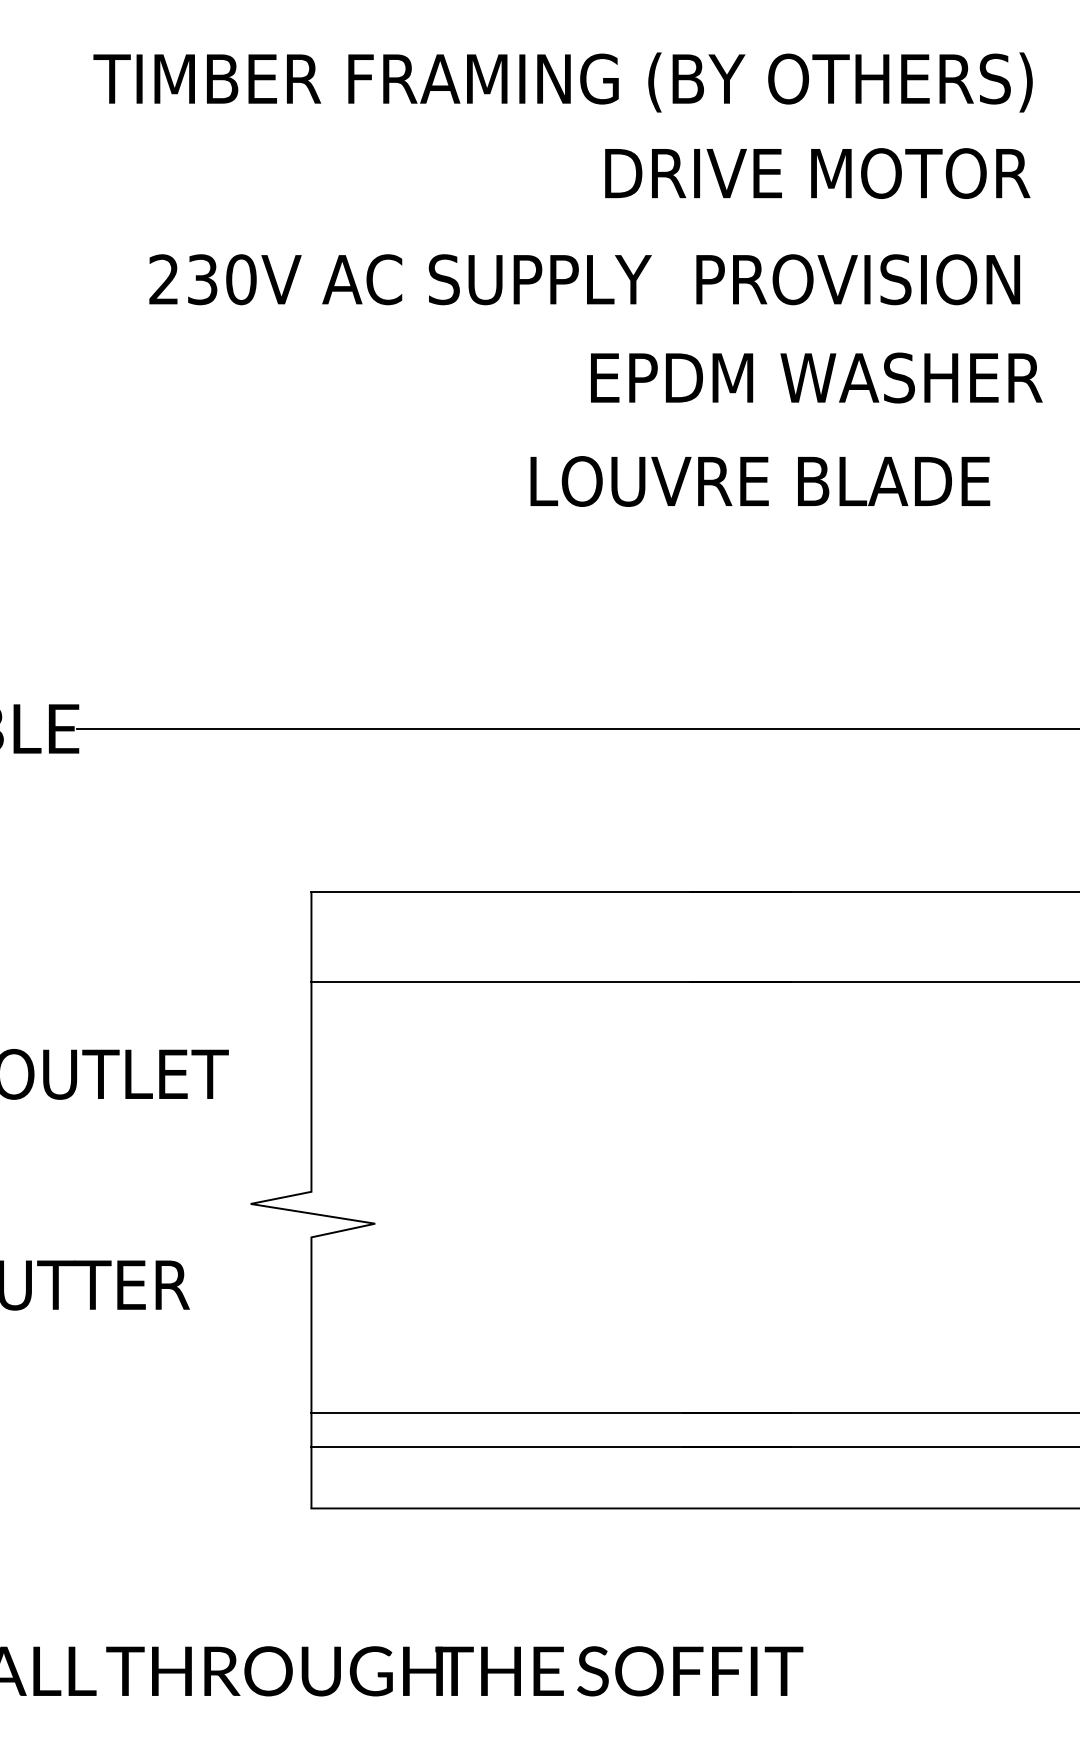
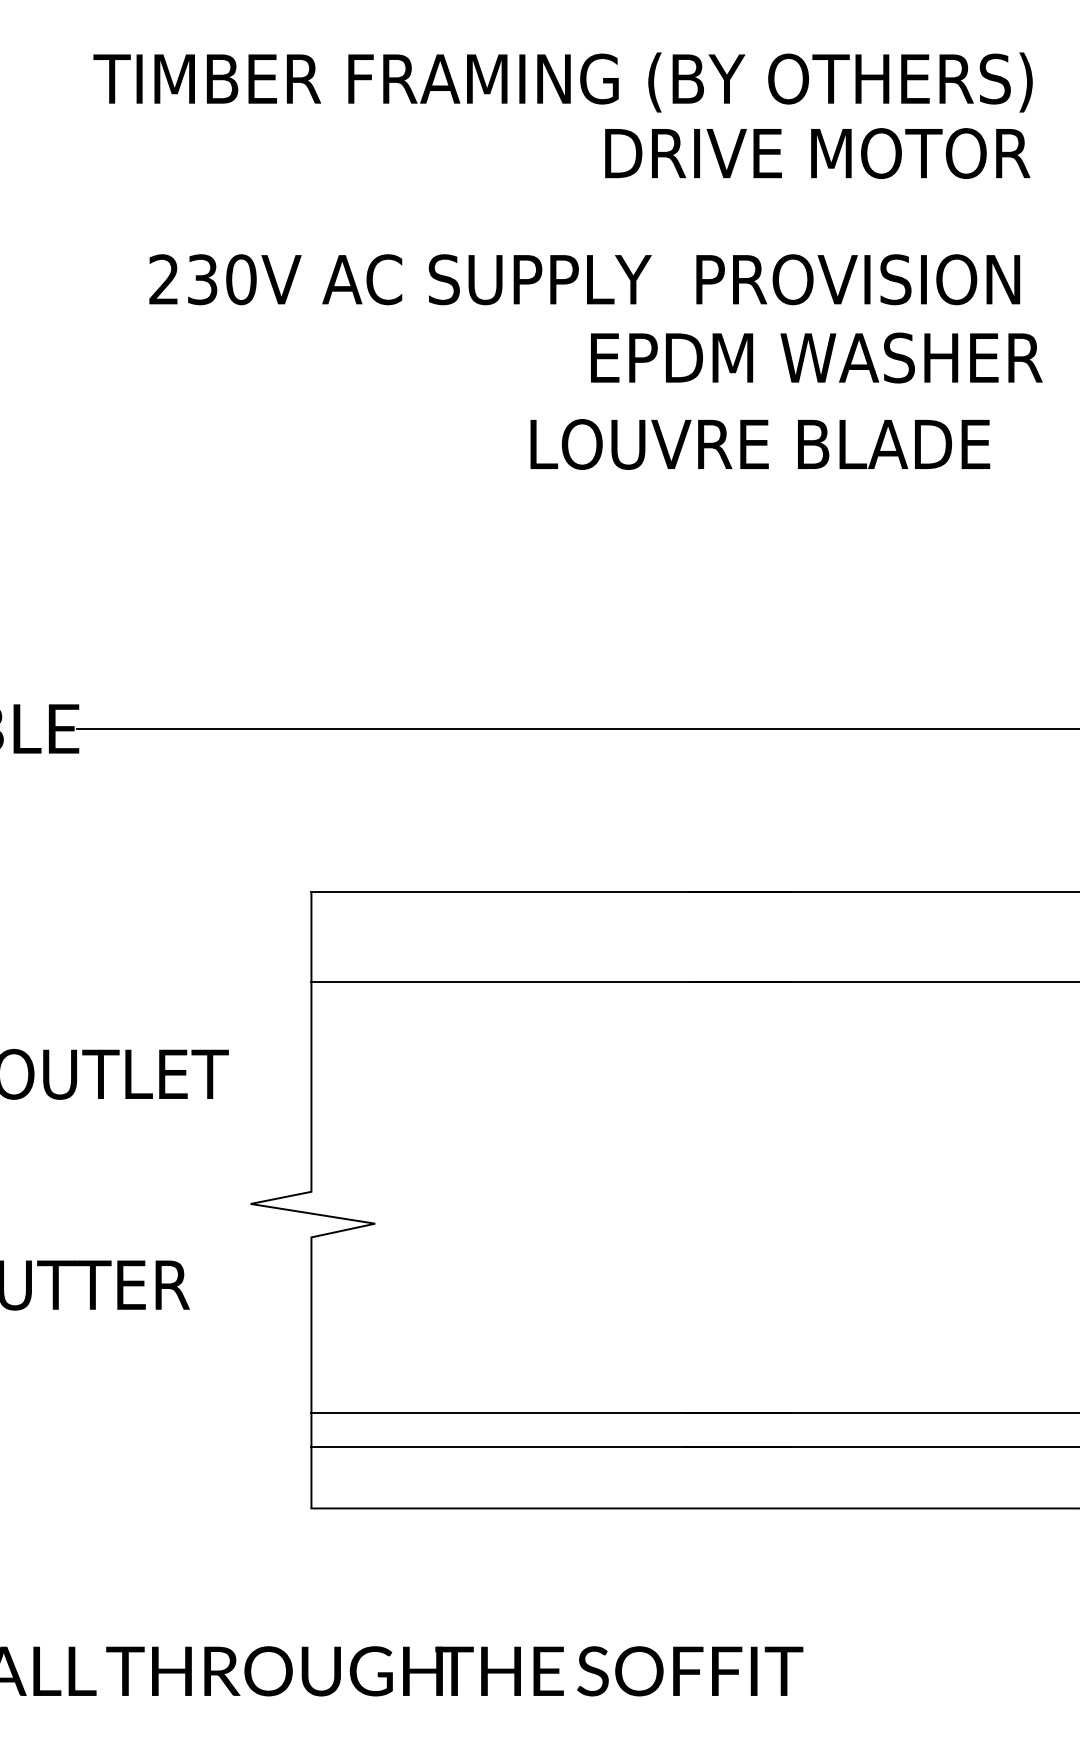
text position: (817, 173) -> (817, 153) (817, 153)
text position: (816, 377) -> (816, 357) (816, 357)
text position: (760, 481) -> (760, 444) (760, 444)
